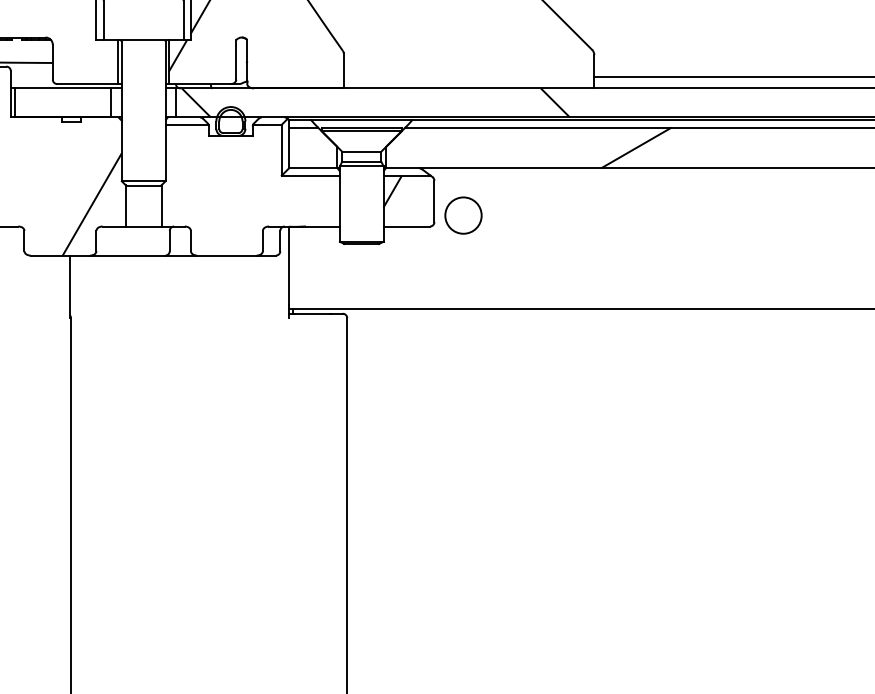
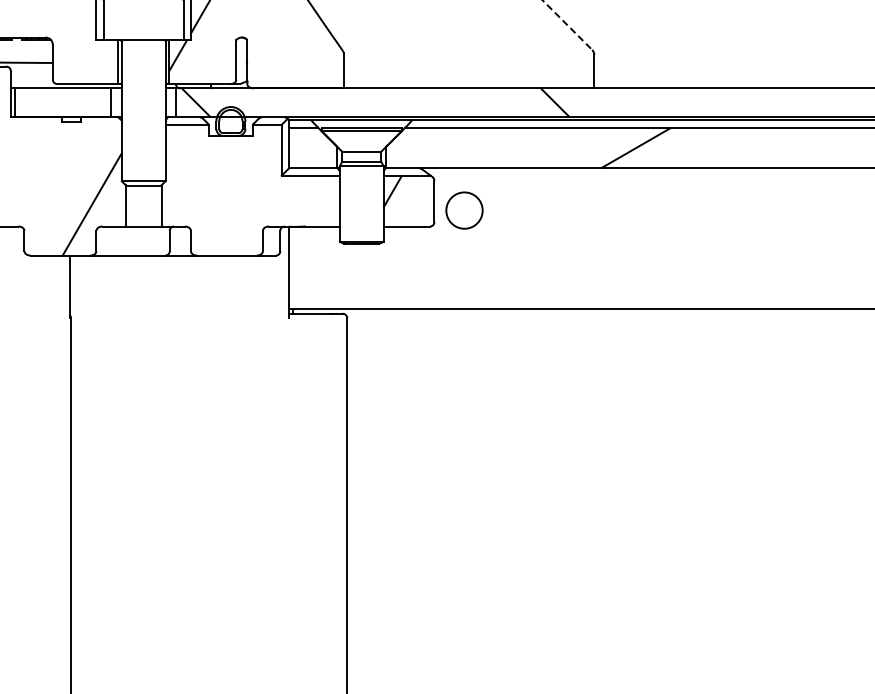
line: solid -> dashed (567, 25)
line: present -> none (732, 76)
circle position: (463, 215) -> (464, 210) (464, 210)
